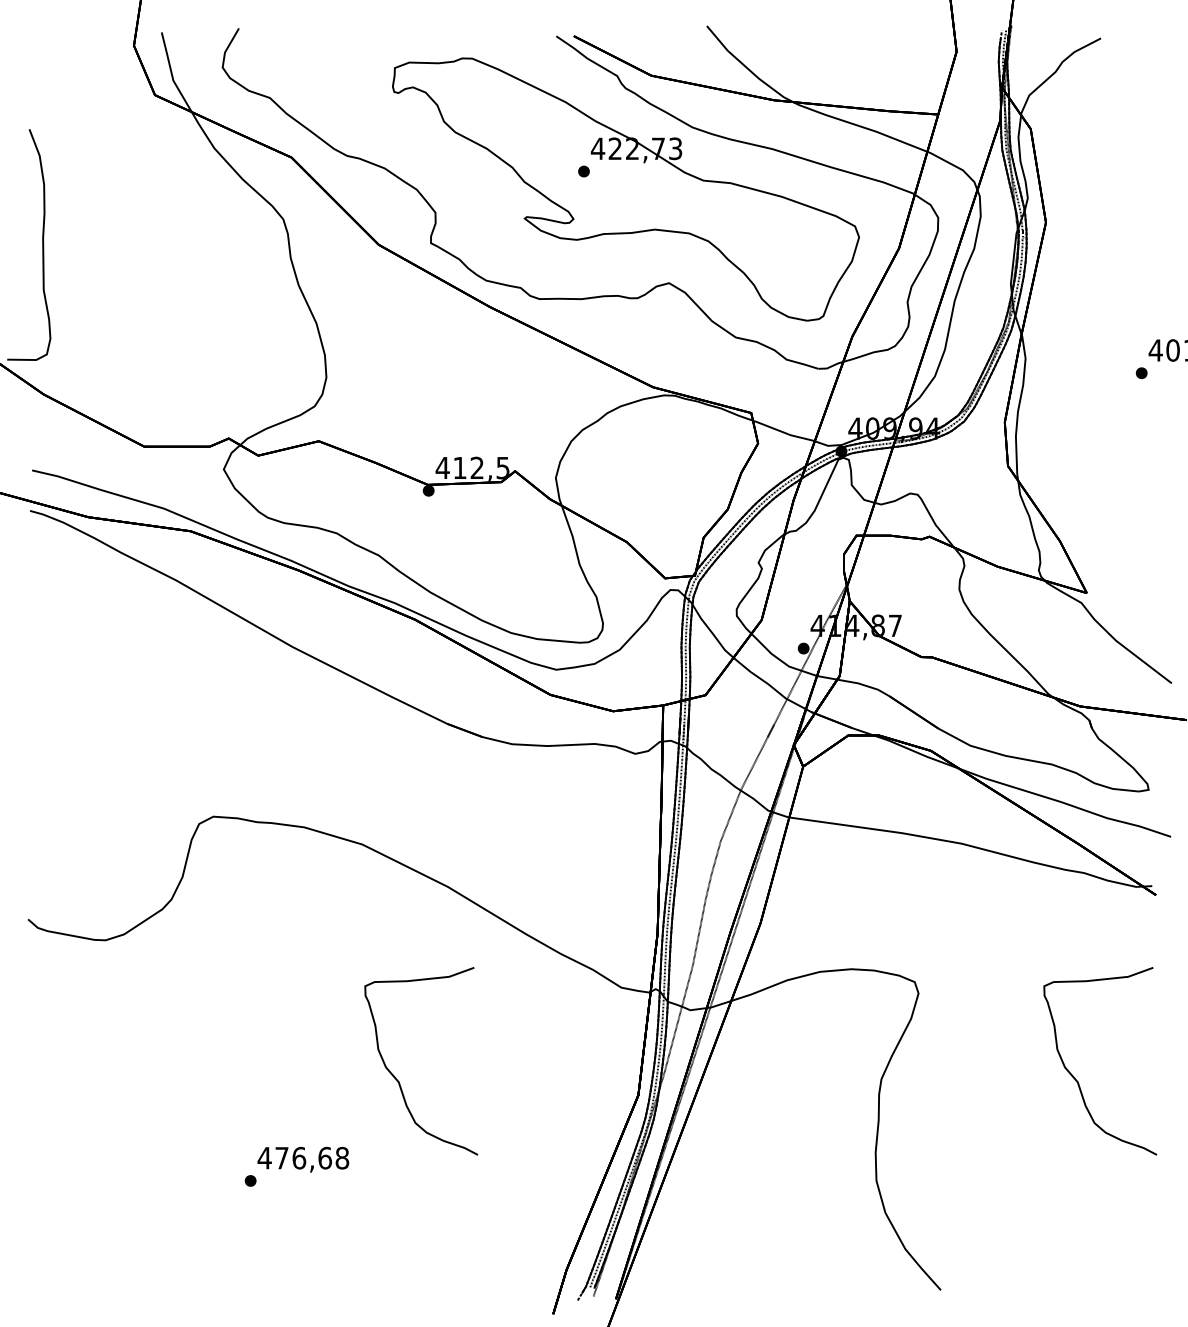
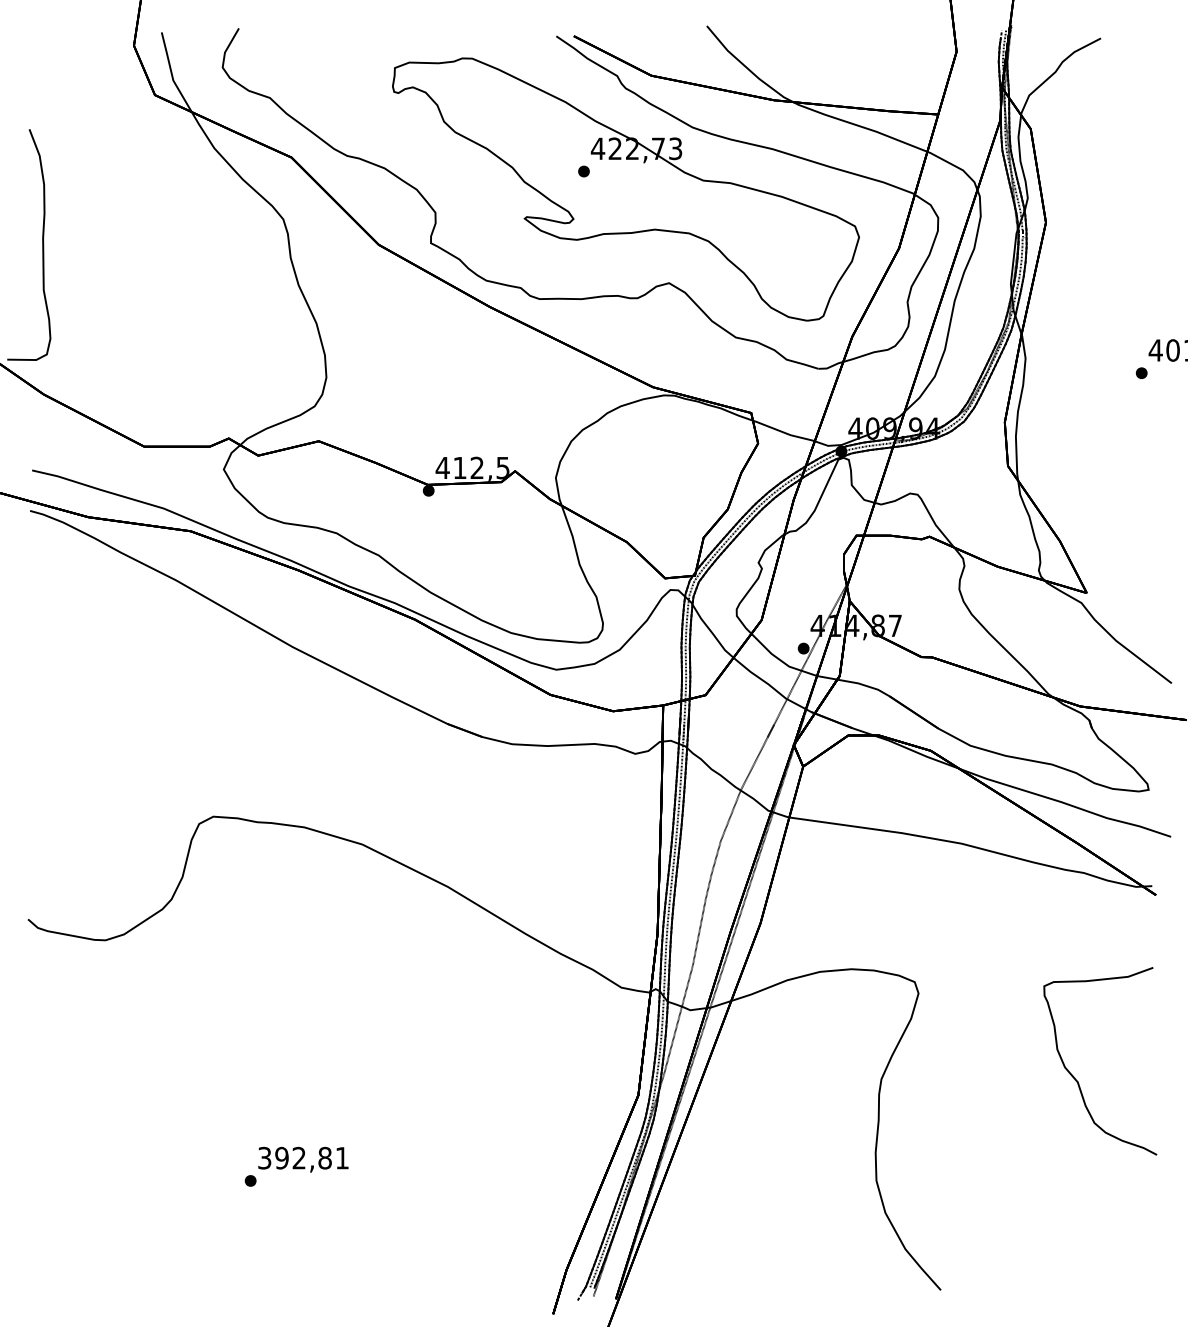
curve: present -> none (399, 1081)
text: 476,68 -> 392,81 (303, 1157)
